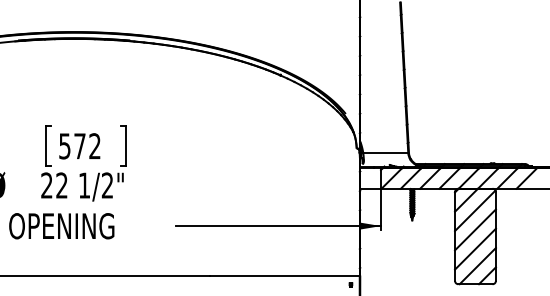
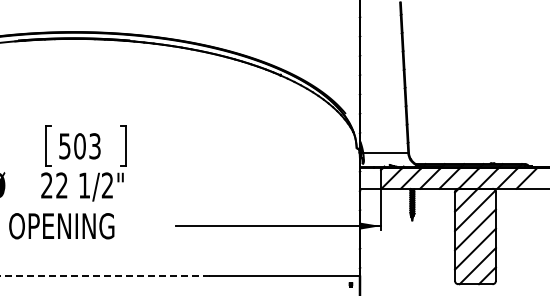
text: 572 -> 503 (87, 146)
line: solid -> dashed (105, 276)
